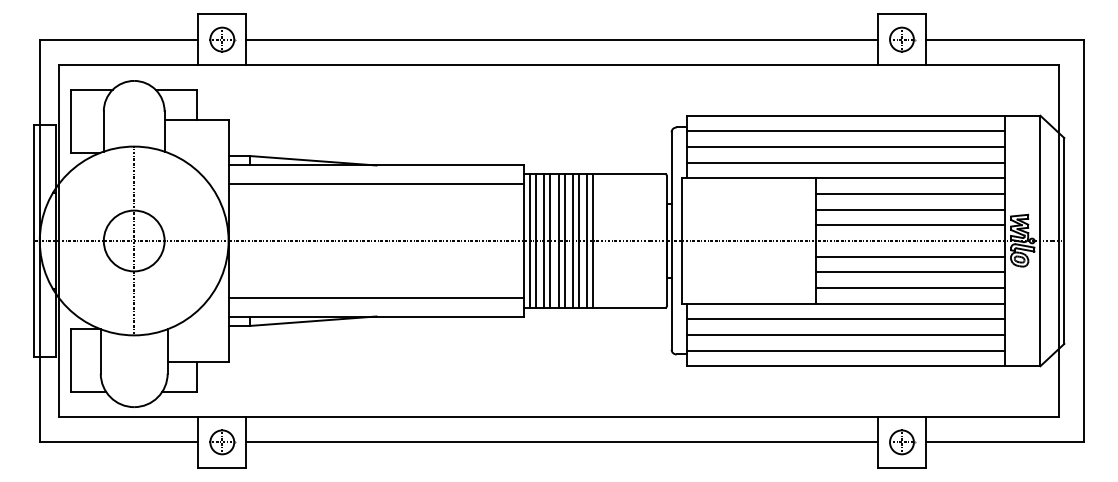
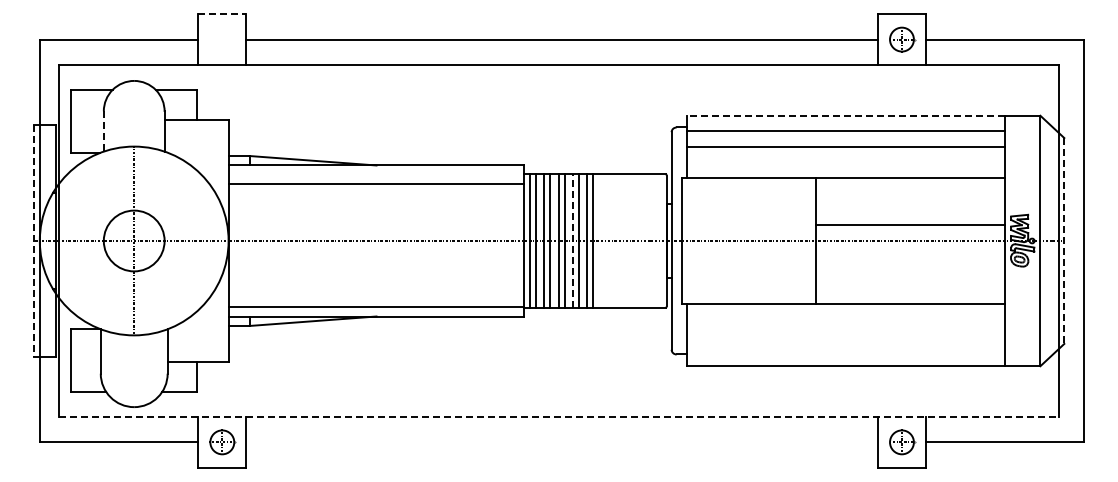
line: solid -> dashed (222, 14)
part: present -> none (222, 39)
line: solid -> dashed (845, 115)
line: solid -> dashed (103, 131)
line: present -> none (845, 162)
line: present -> none (909, 194)
line: present -> none (909, 209)
line: solid -> dashed (572, 240)
line: solid -> dashed (33, 241)
line: solid -> dashed (1064, 241)
line: present -> none (909, 256)
line: present -> none (909, 272)
line: present -> none (909, 287)
line position: (376, 297) -> (376, 306) (376, 306)
line: present -> none (845, 319)
line: present -> none (845, 334)
line: present -> none (845, 350)
line: solid -> dashed (559, 417)
line: present -> none (562, 442)
